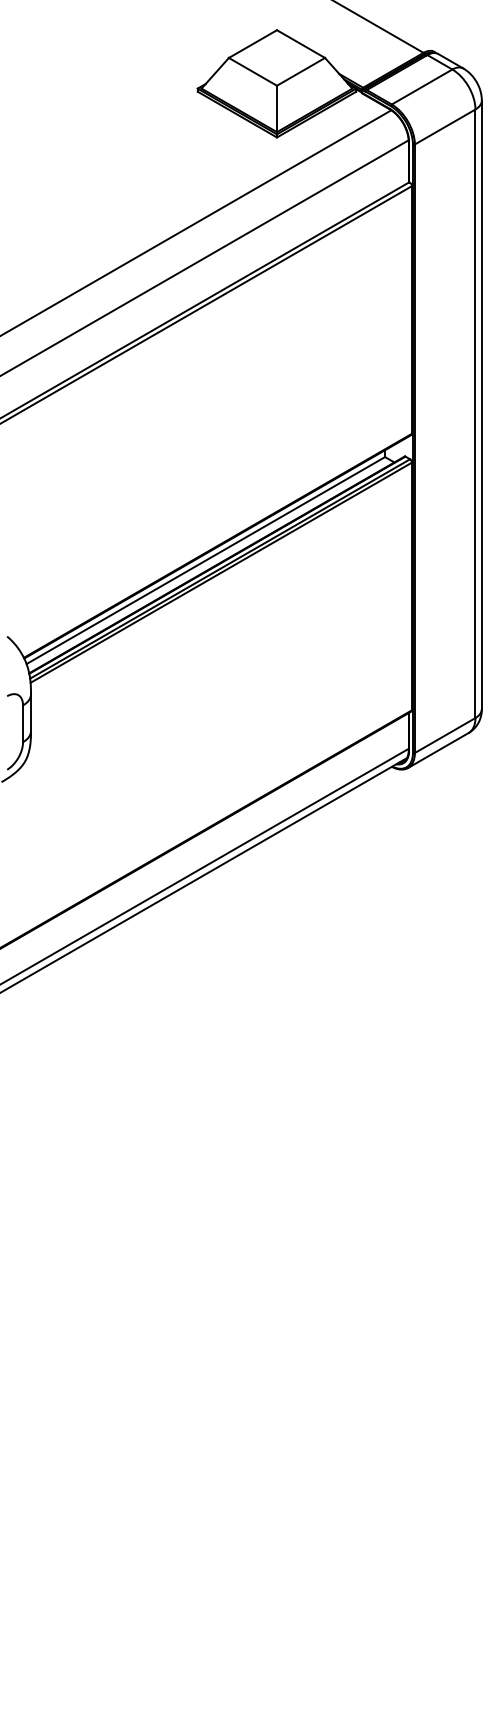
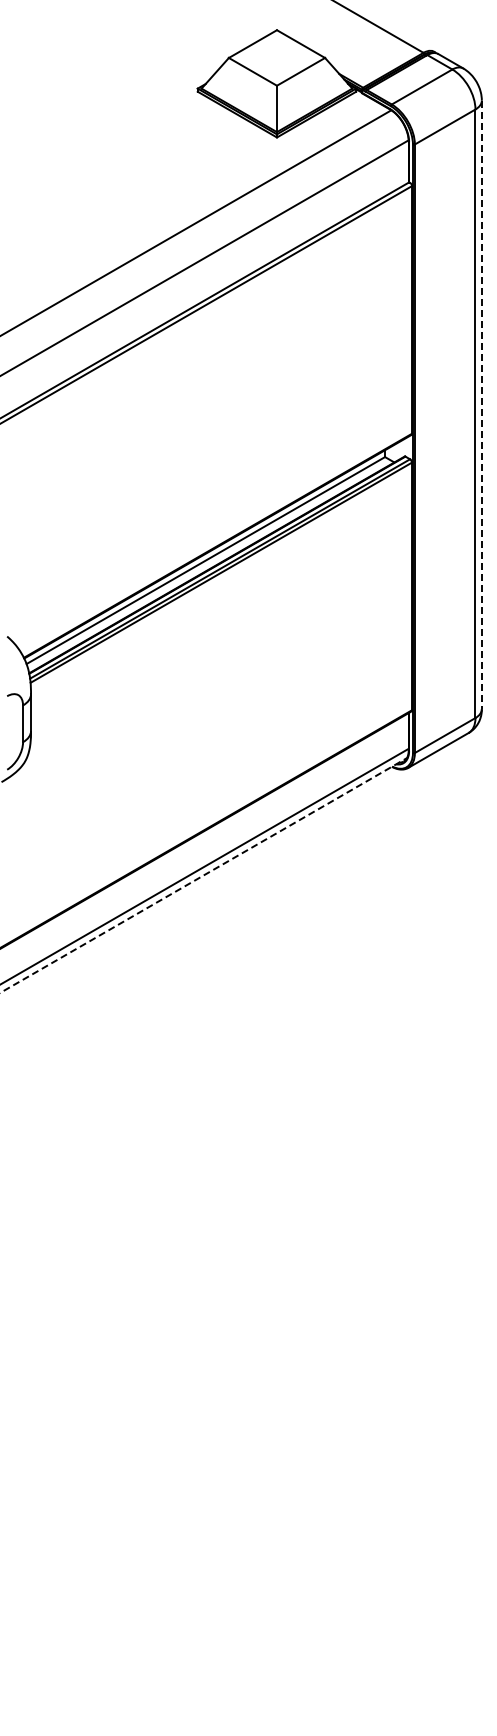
line: solid -> dashed (481, 405)
line: solid -> dashed (203, 875)
